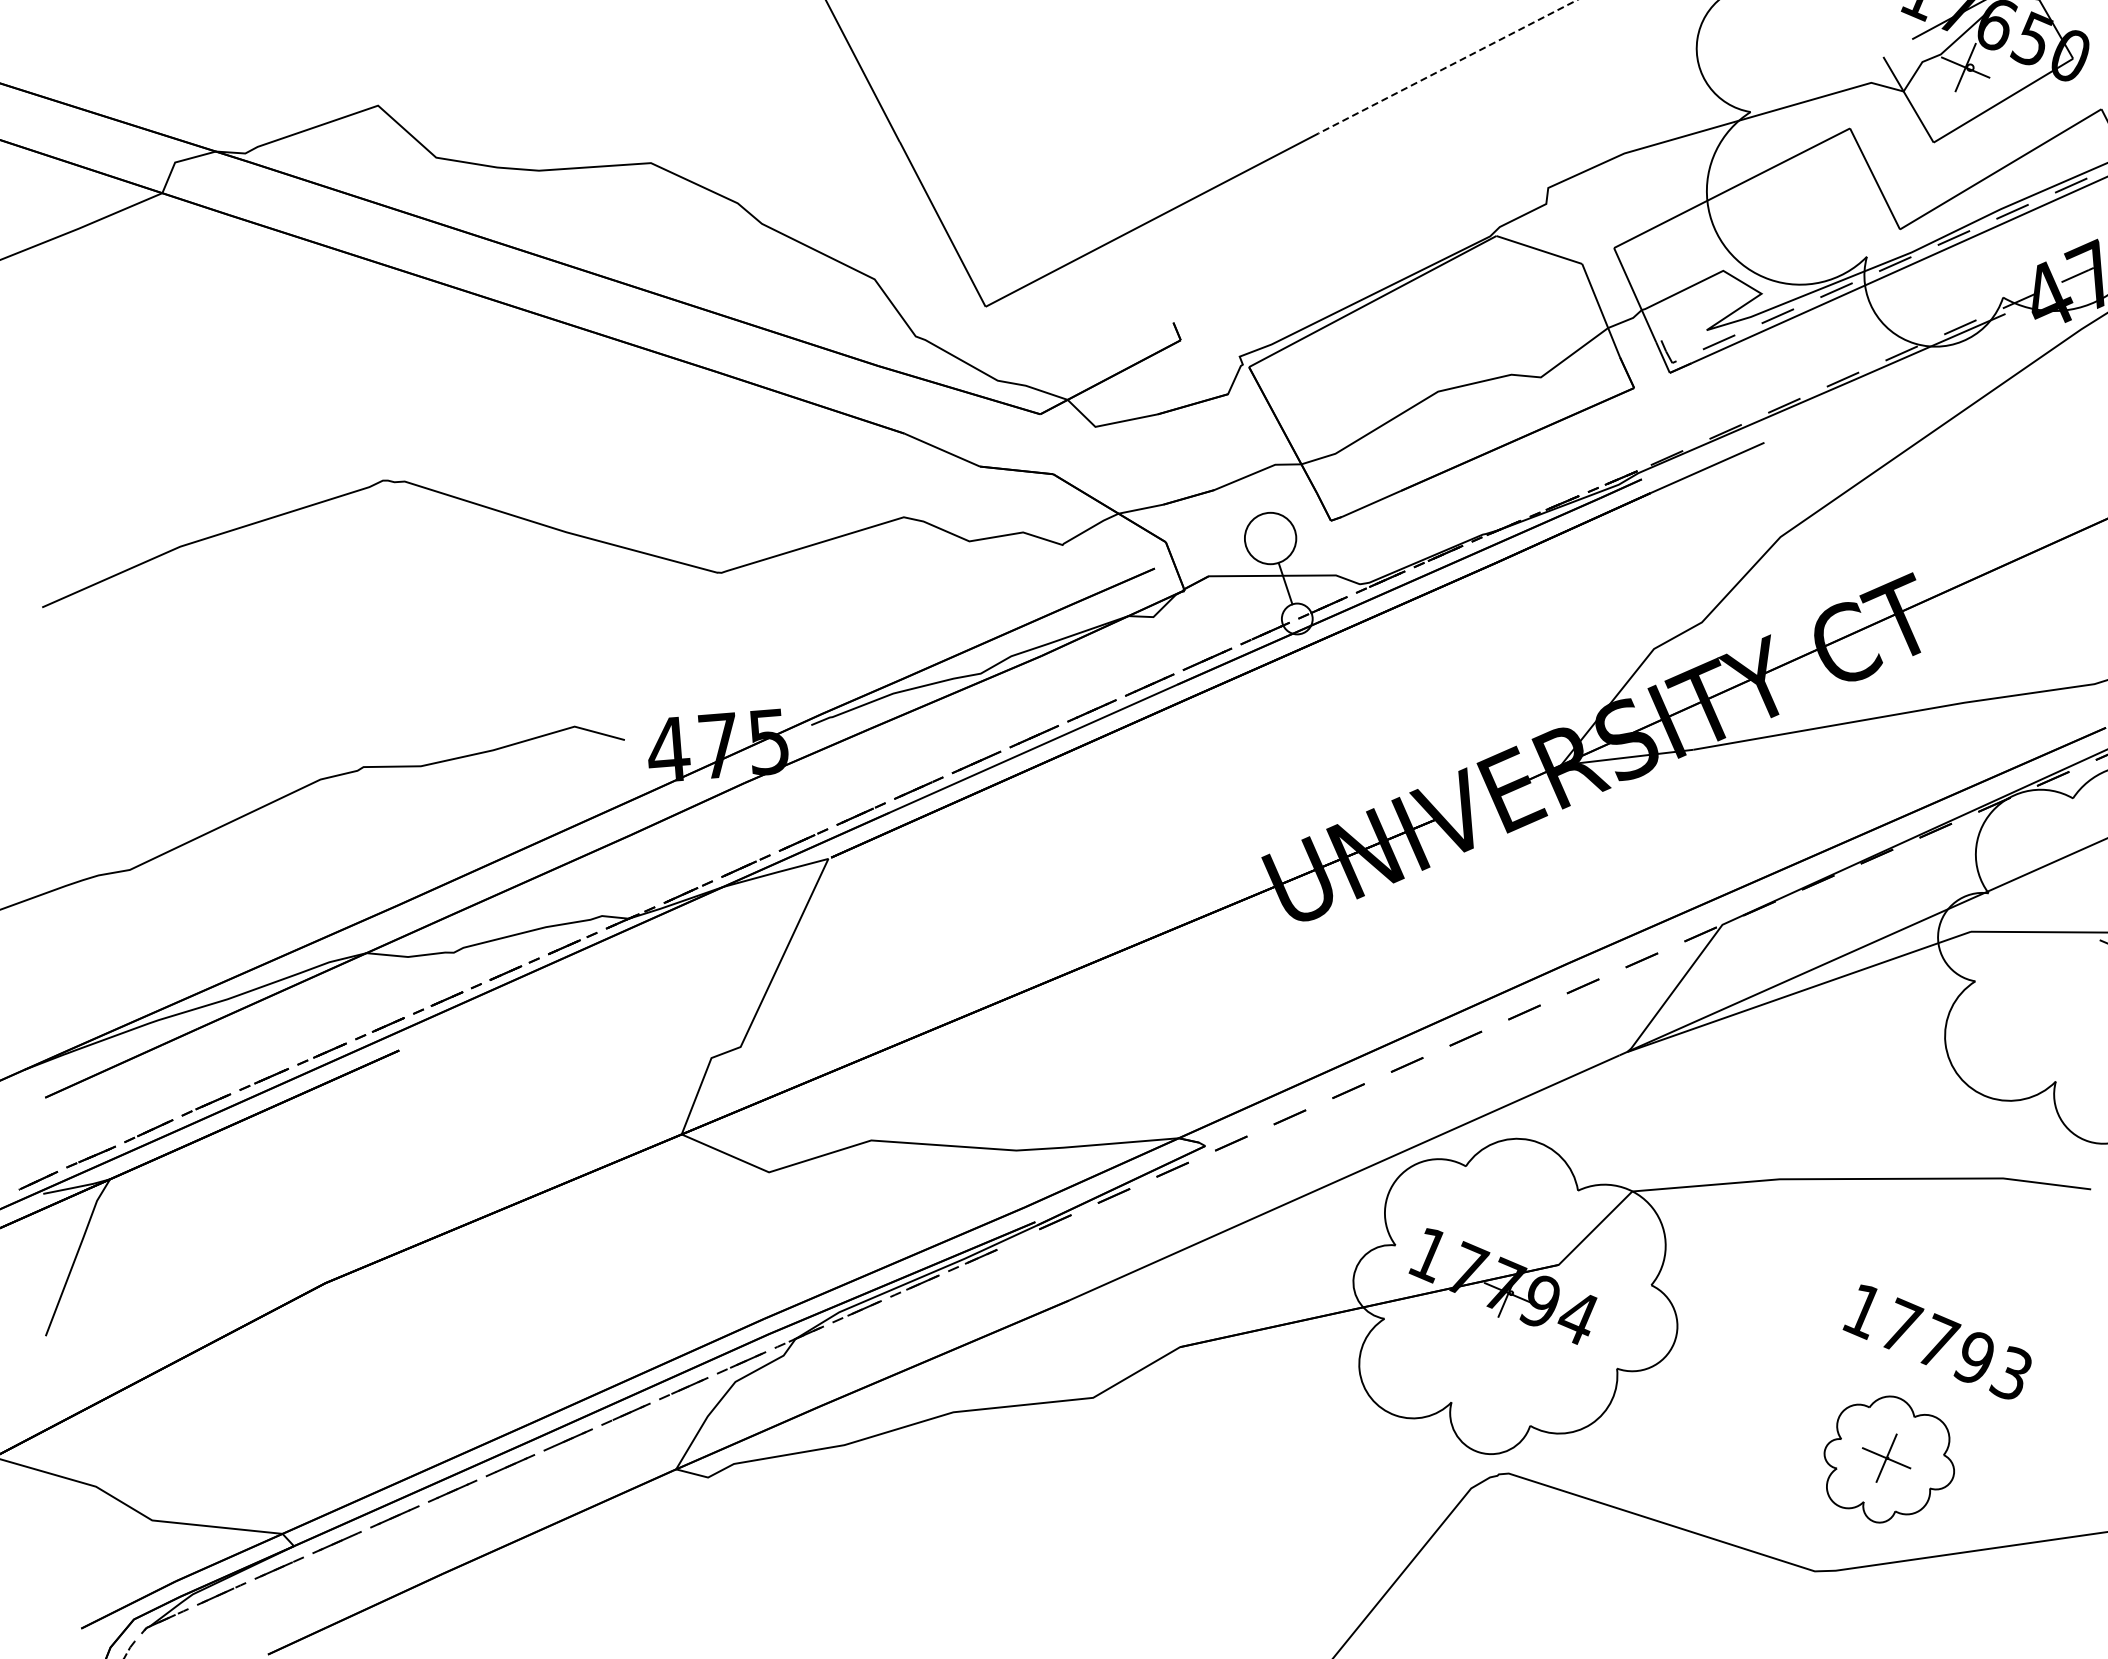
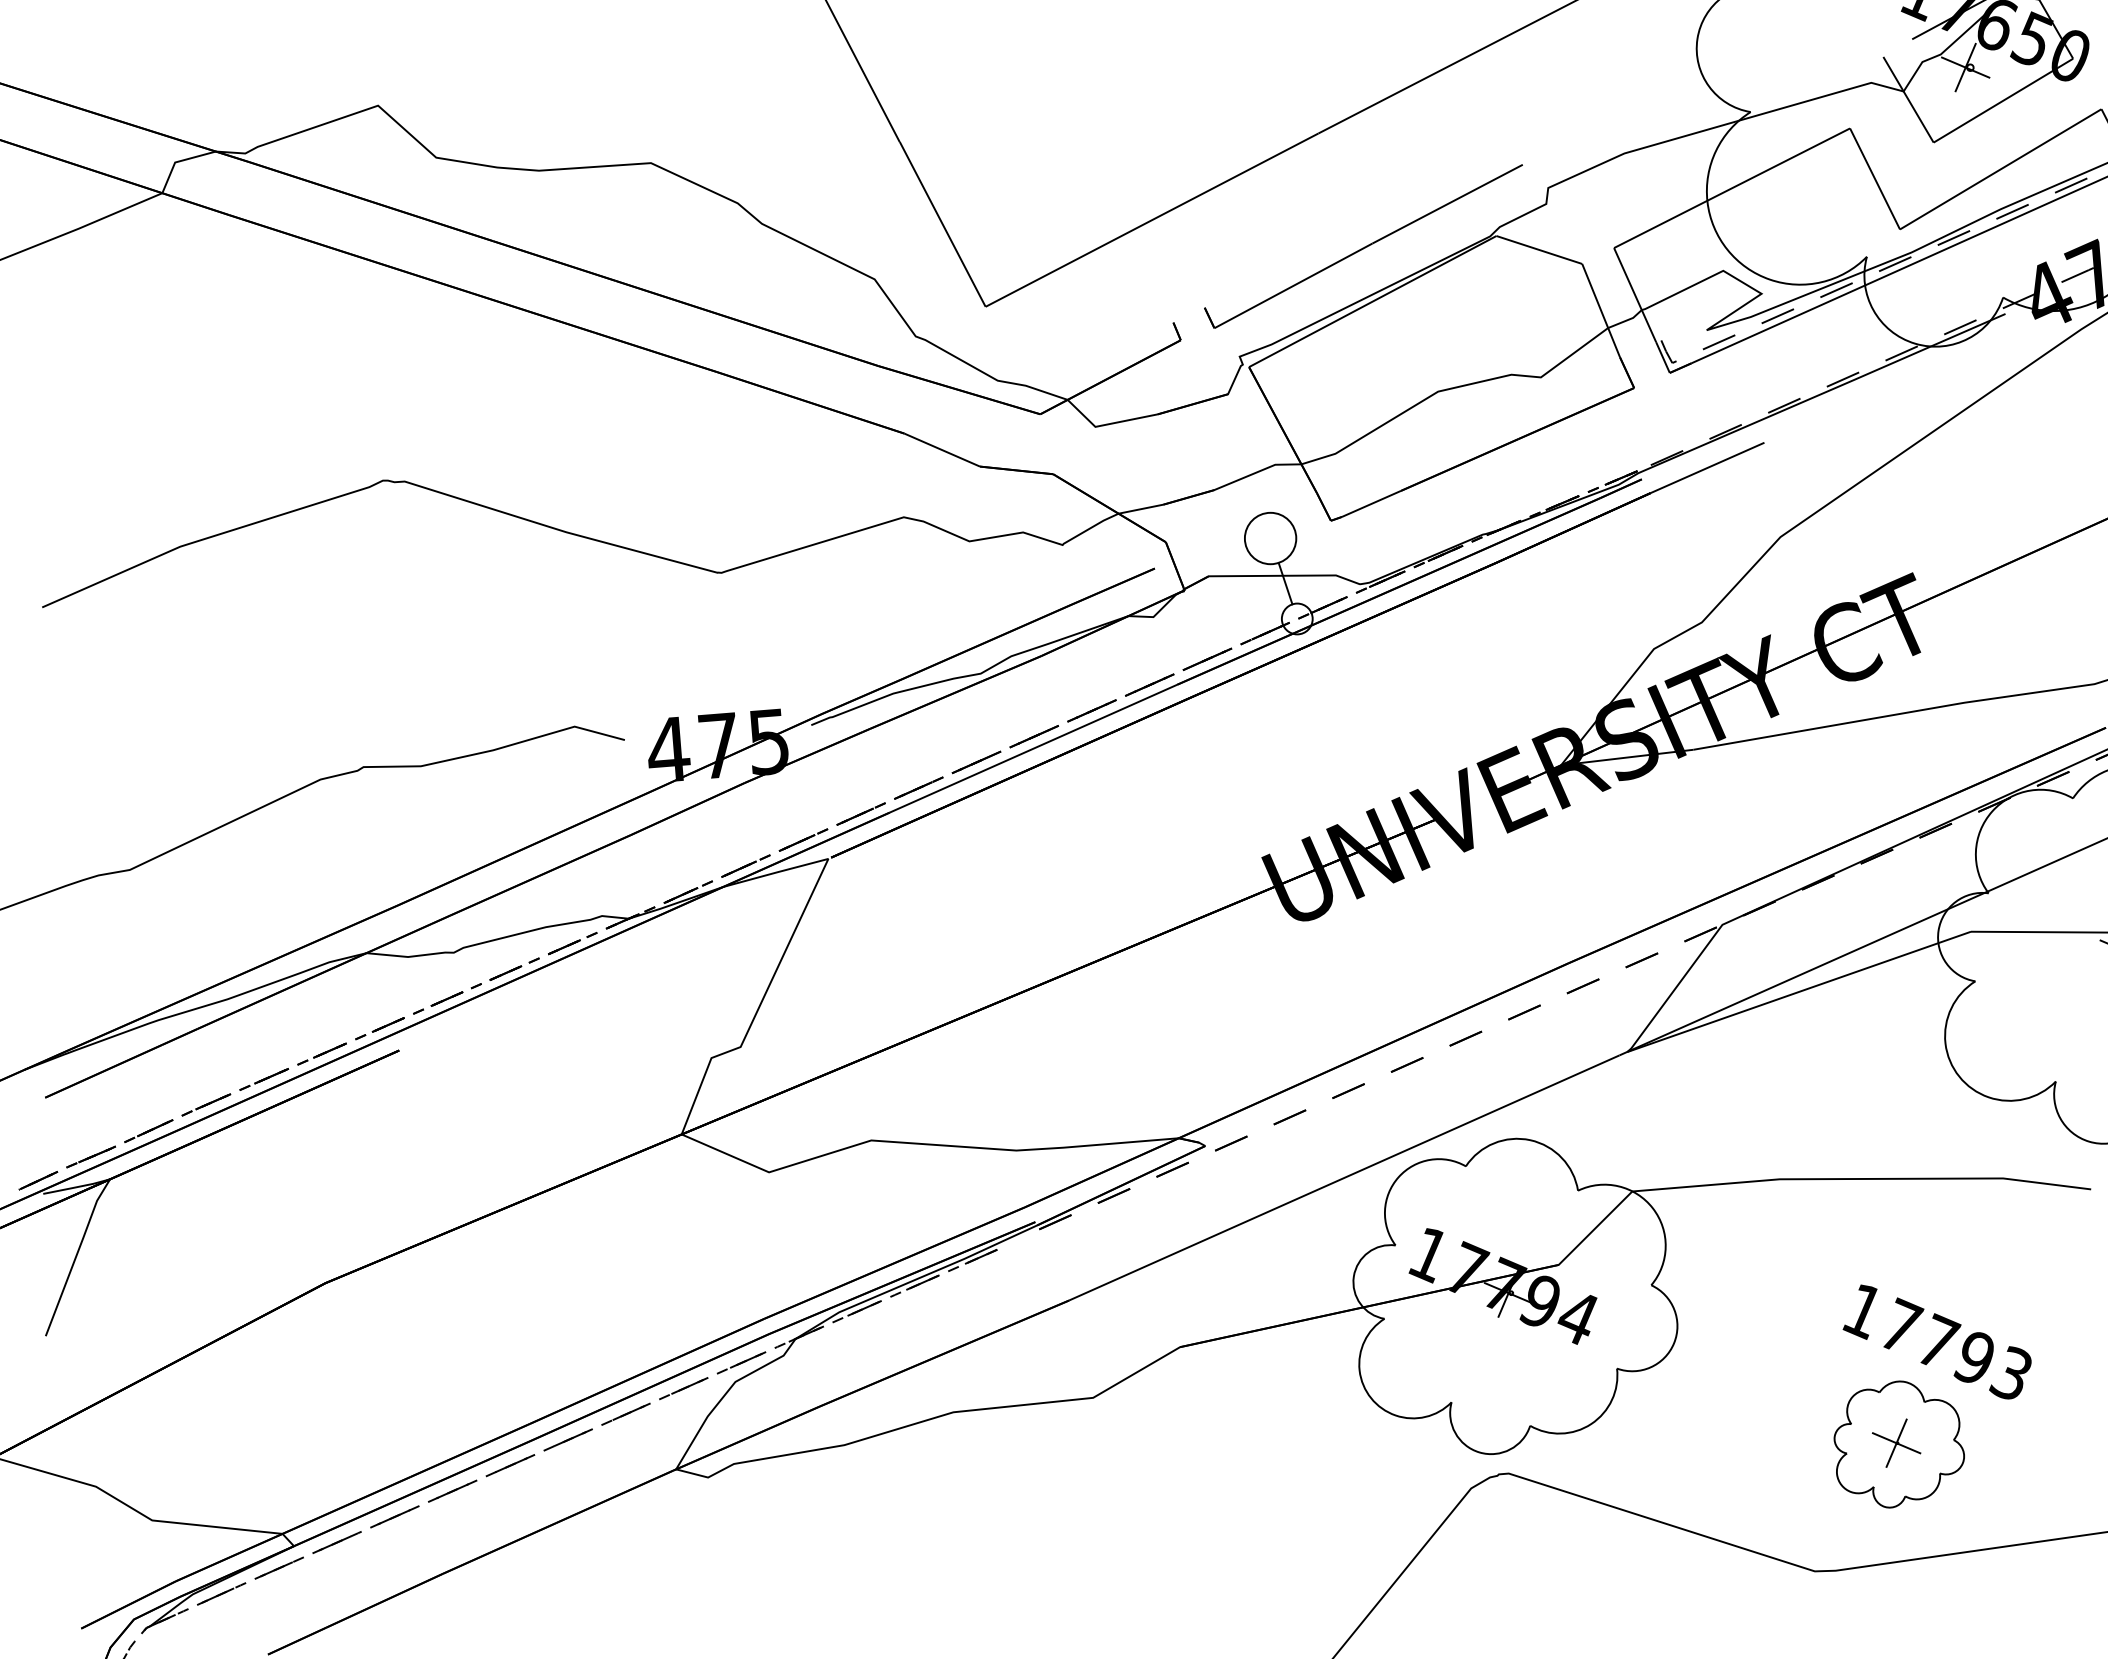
line: dashed -> solid (1447, 67)
part: none -> present (1363, 246)
part position: (1888, 1459) -> (1898, 1444) (1898, 1444)
